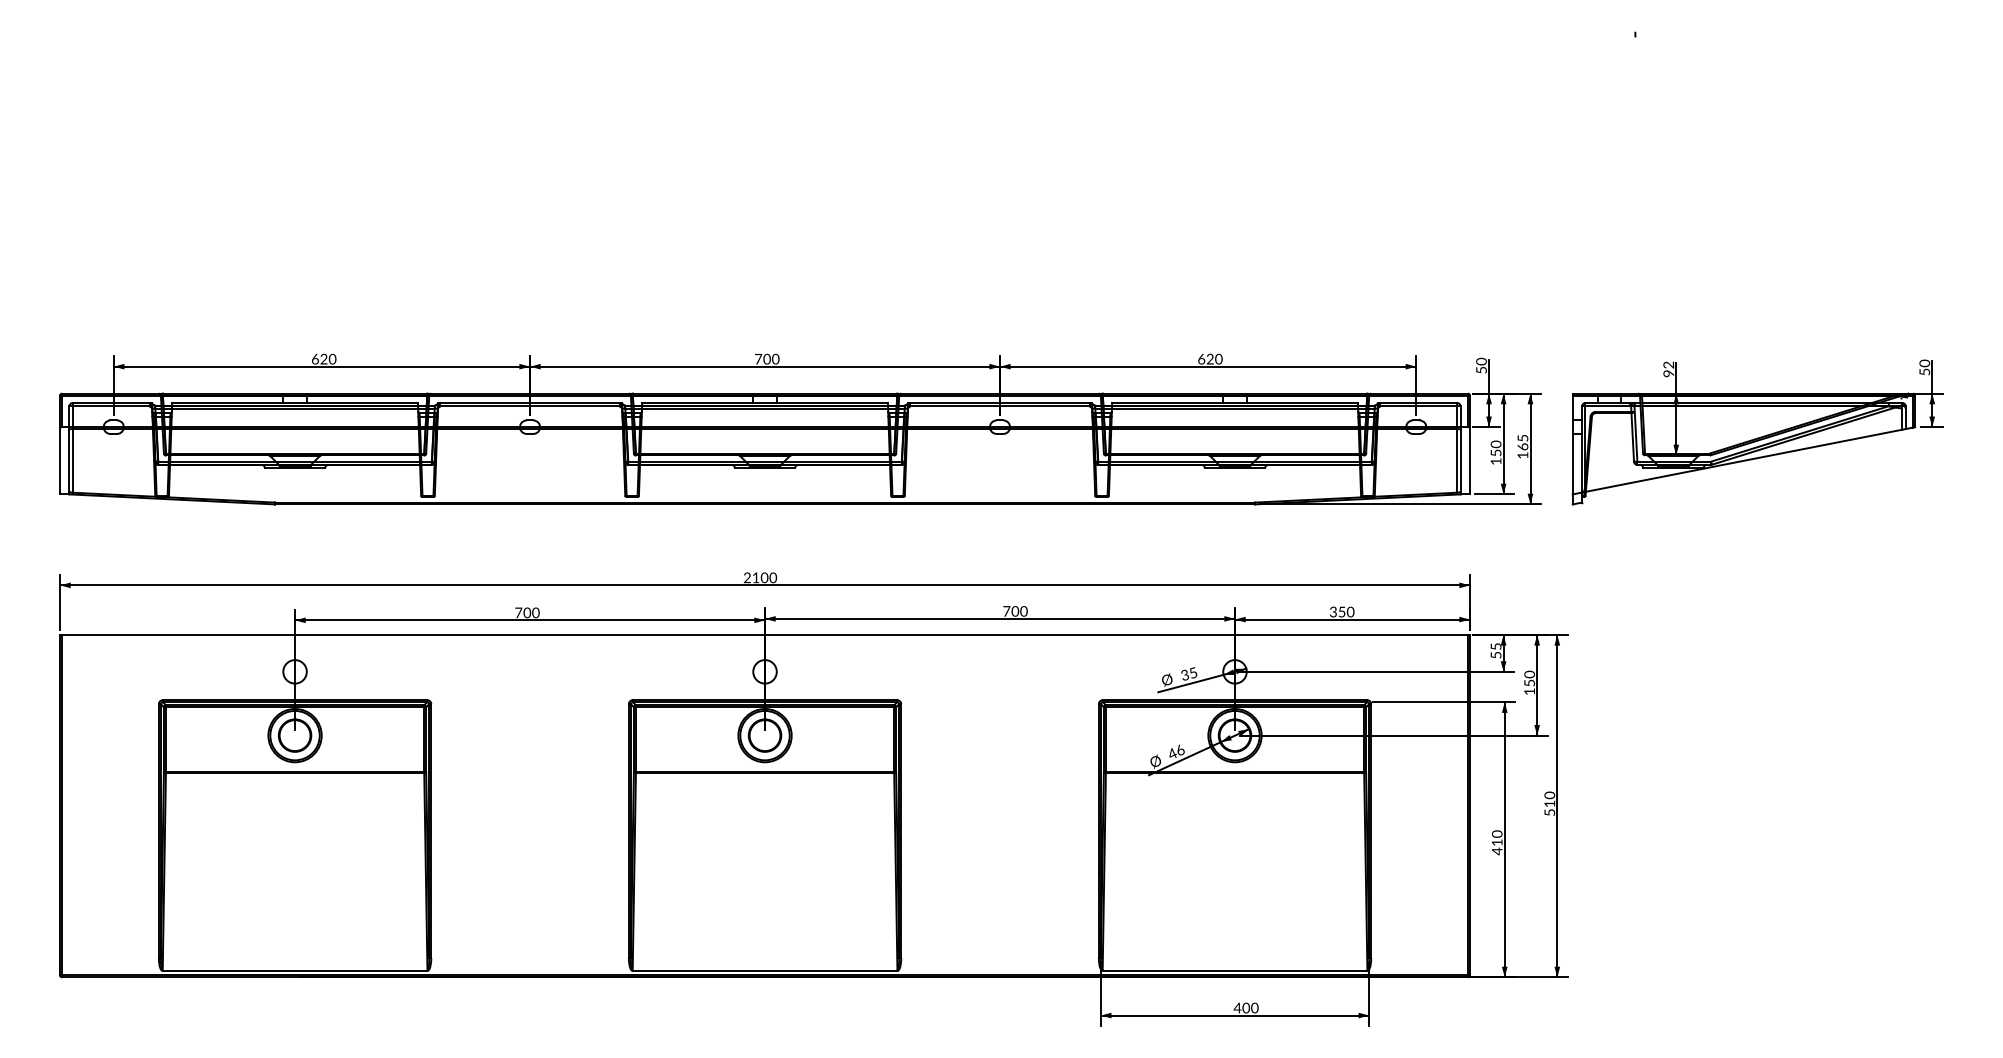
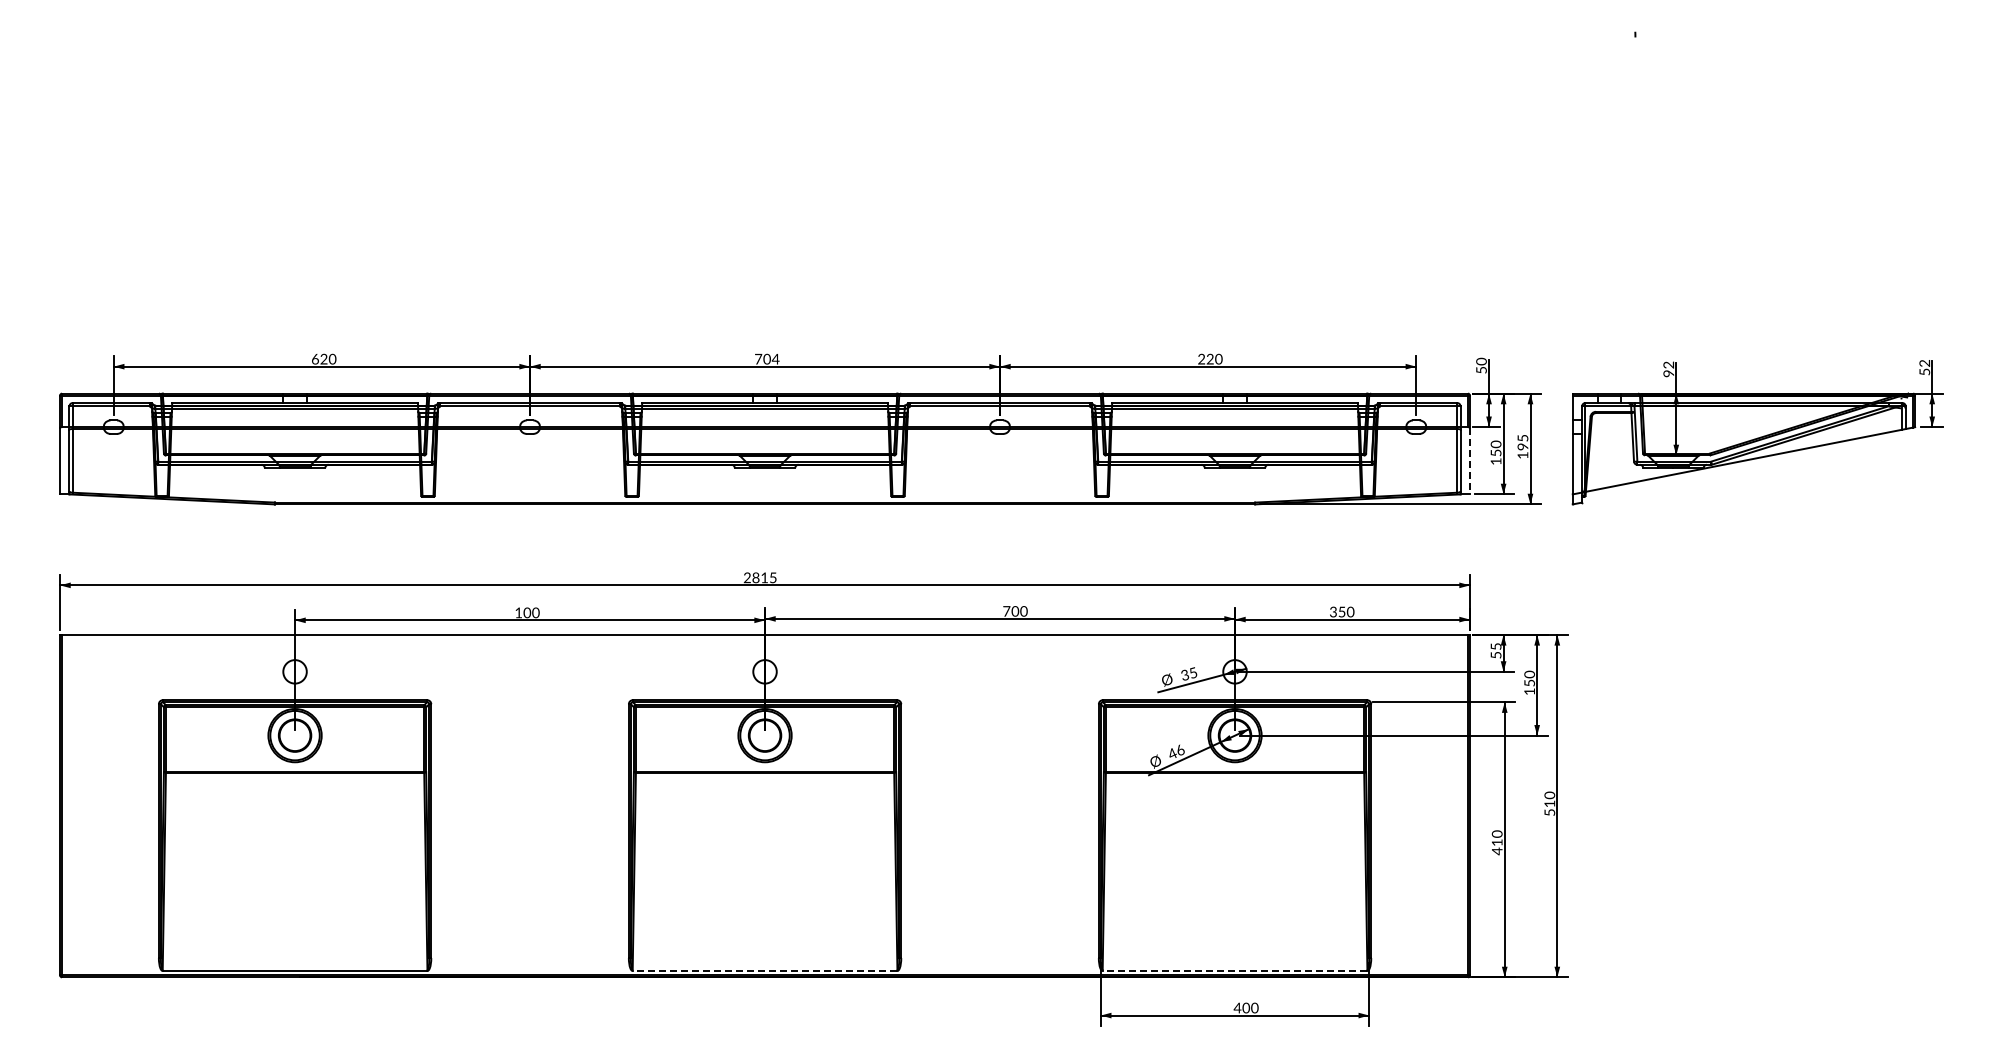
text: 700 -> 704 (775, 358)
text: 620 -> 220 (1201, 358)
text: 50 -> 52 (1926, 363)
text: 165 -> 195 (1522, 446)
line: solid -> dashed (1470, 461)
text: 2100 -> 2815 (764, 577)
text: 700 -> 100 (518, 612)
line: solid -> dashed (764, 970)
line: solid -> dashed (1234, 970)
